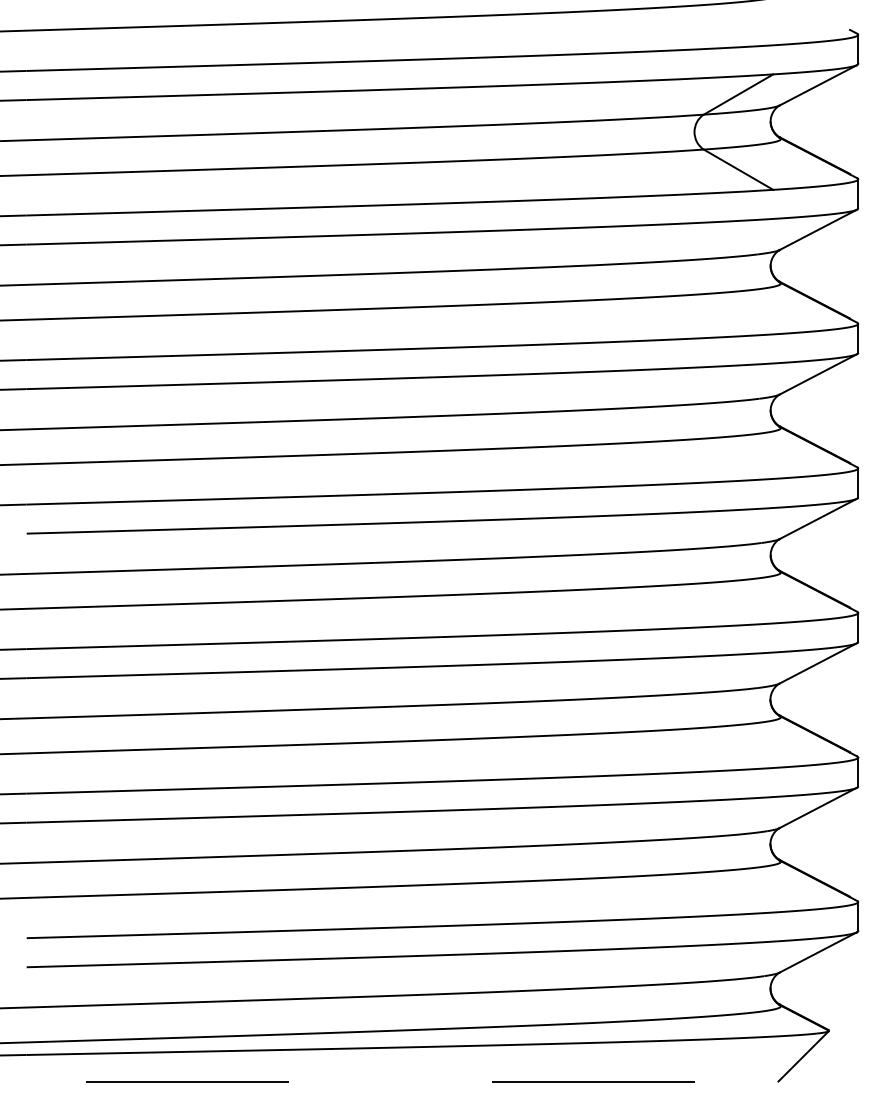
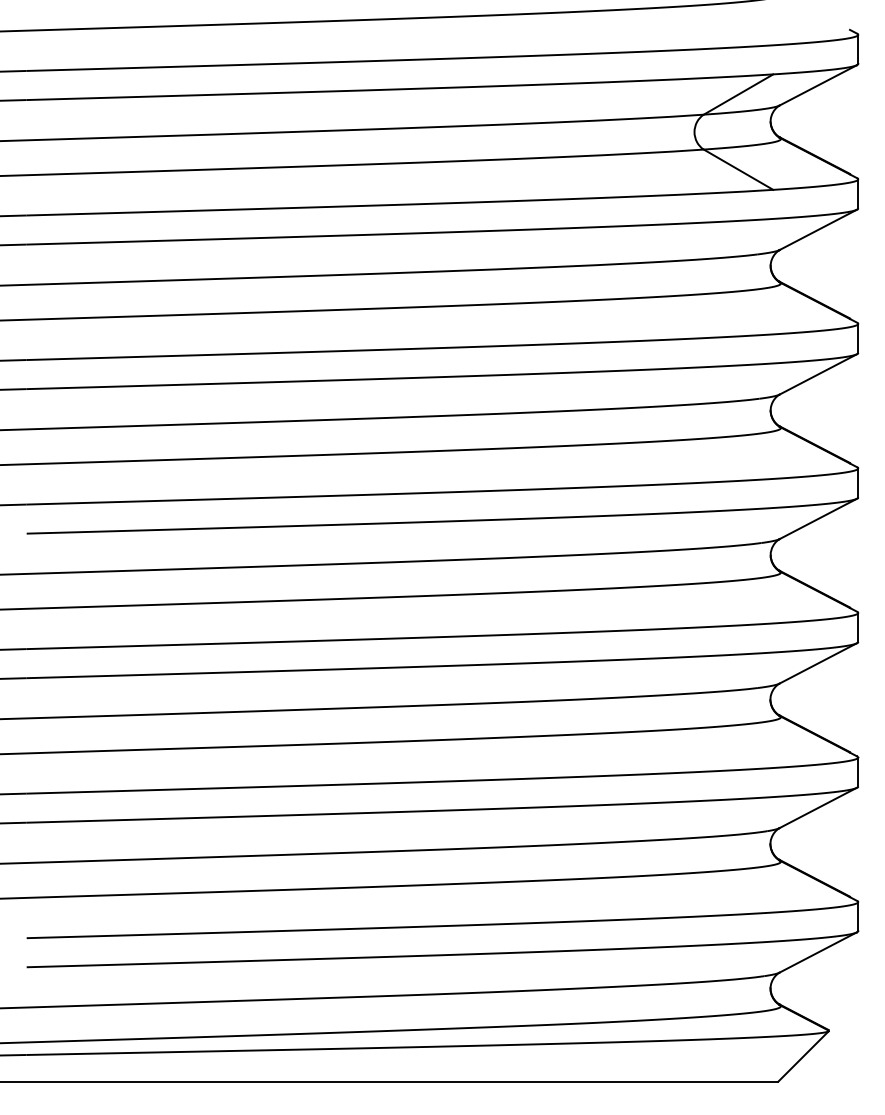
line: dashed -> solid (389, 1081)
